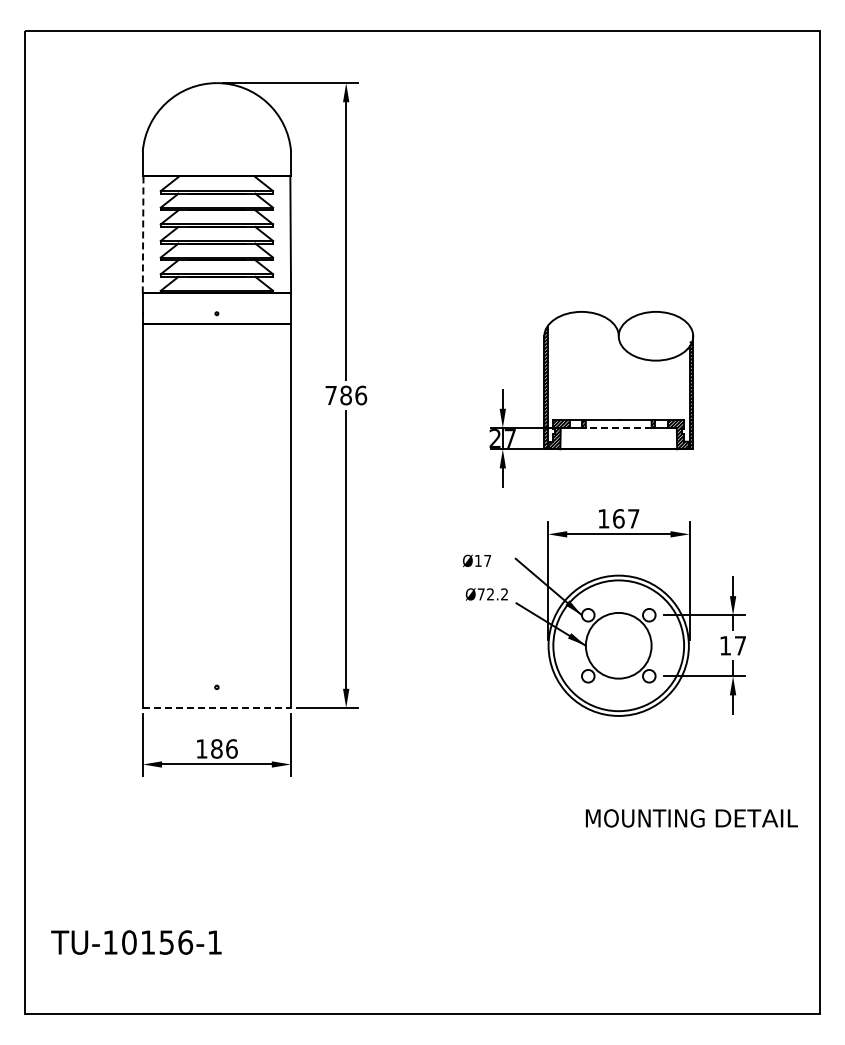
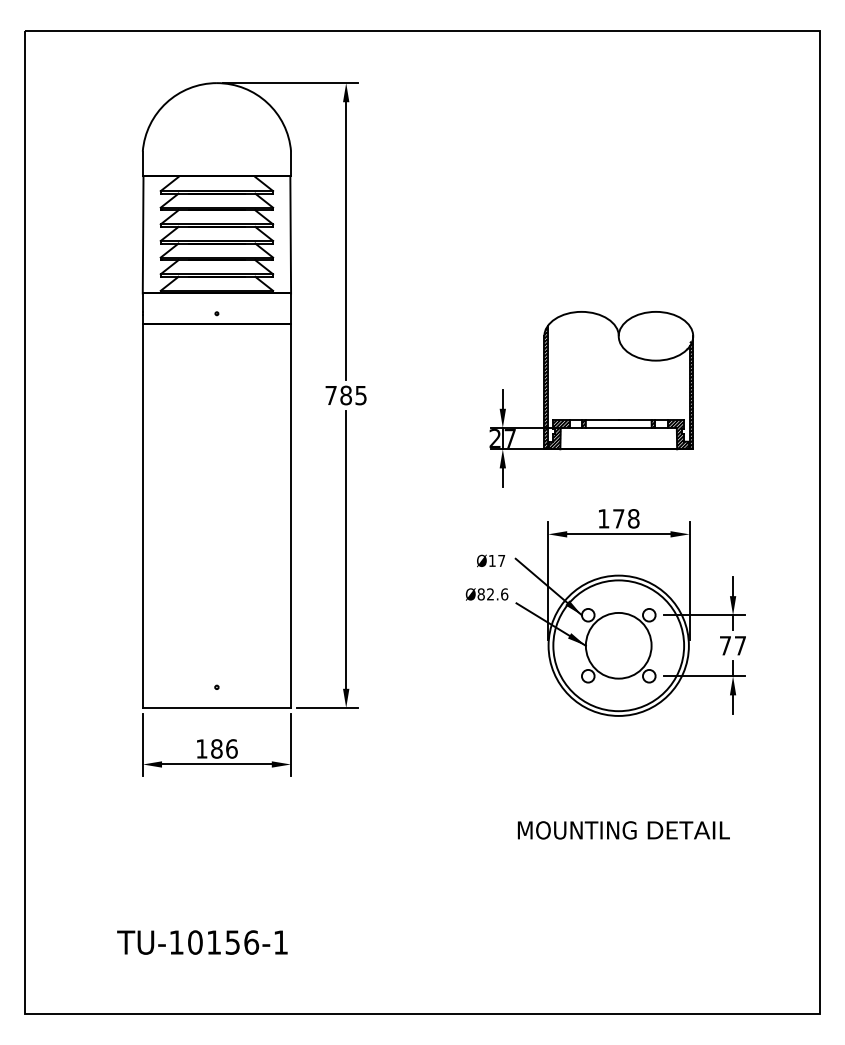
line: dashed -> solid (143, 234)
text: 786 -> 785 (361, 395)
line: dashed -> solid (618, 427)
text: 167 -> 178 (626, 518)
text position: (477, 560) -> (491, 560) (491, 560)
text: Ø72.2 -> Ø82.6 (492, 594)
text: 17 -> 77 (725, 645)
line: dashed -> solid (216, 707)
text position: (691, 818) -> (623, 830) (623, 830)
text position: (136, 942) -> (202, 942) (202, 942)
